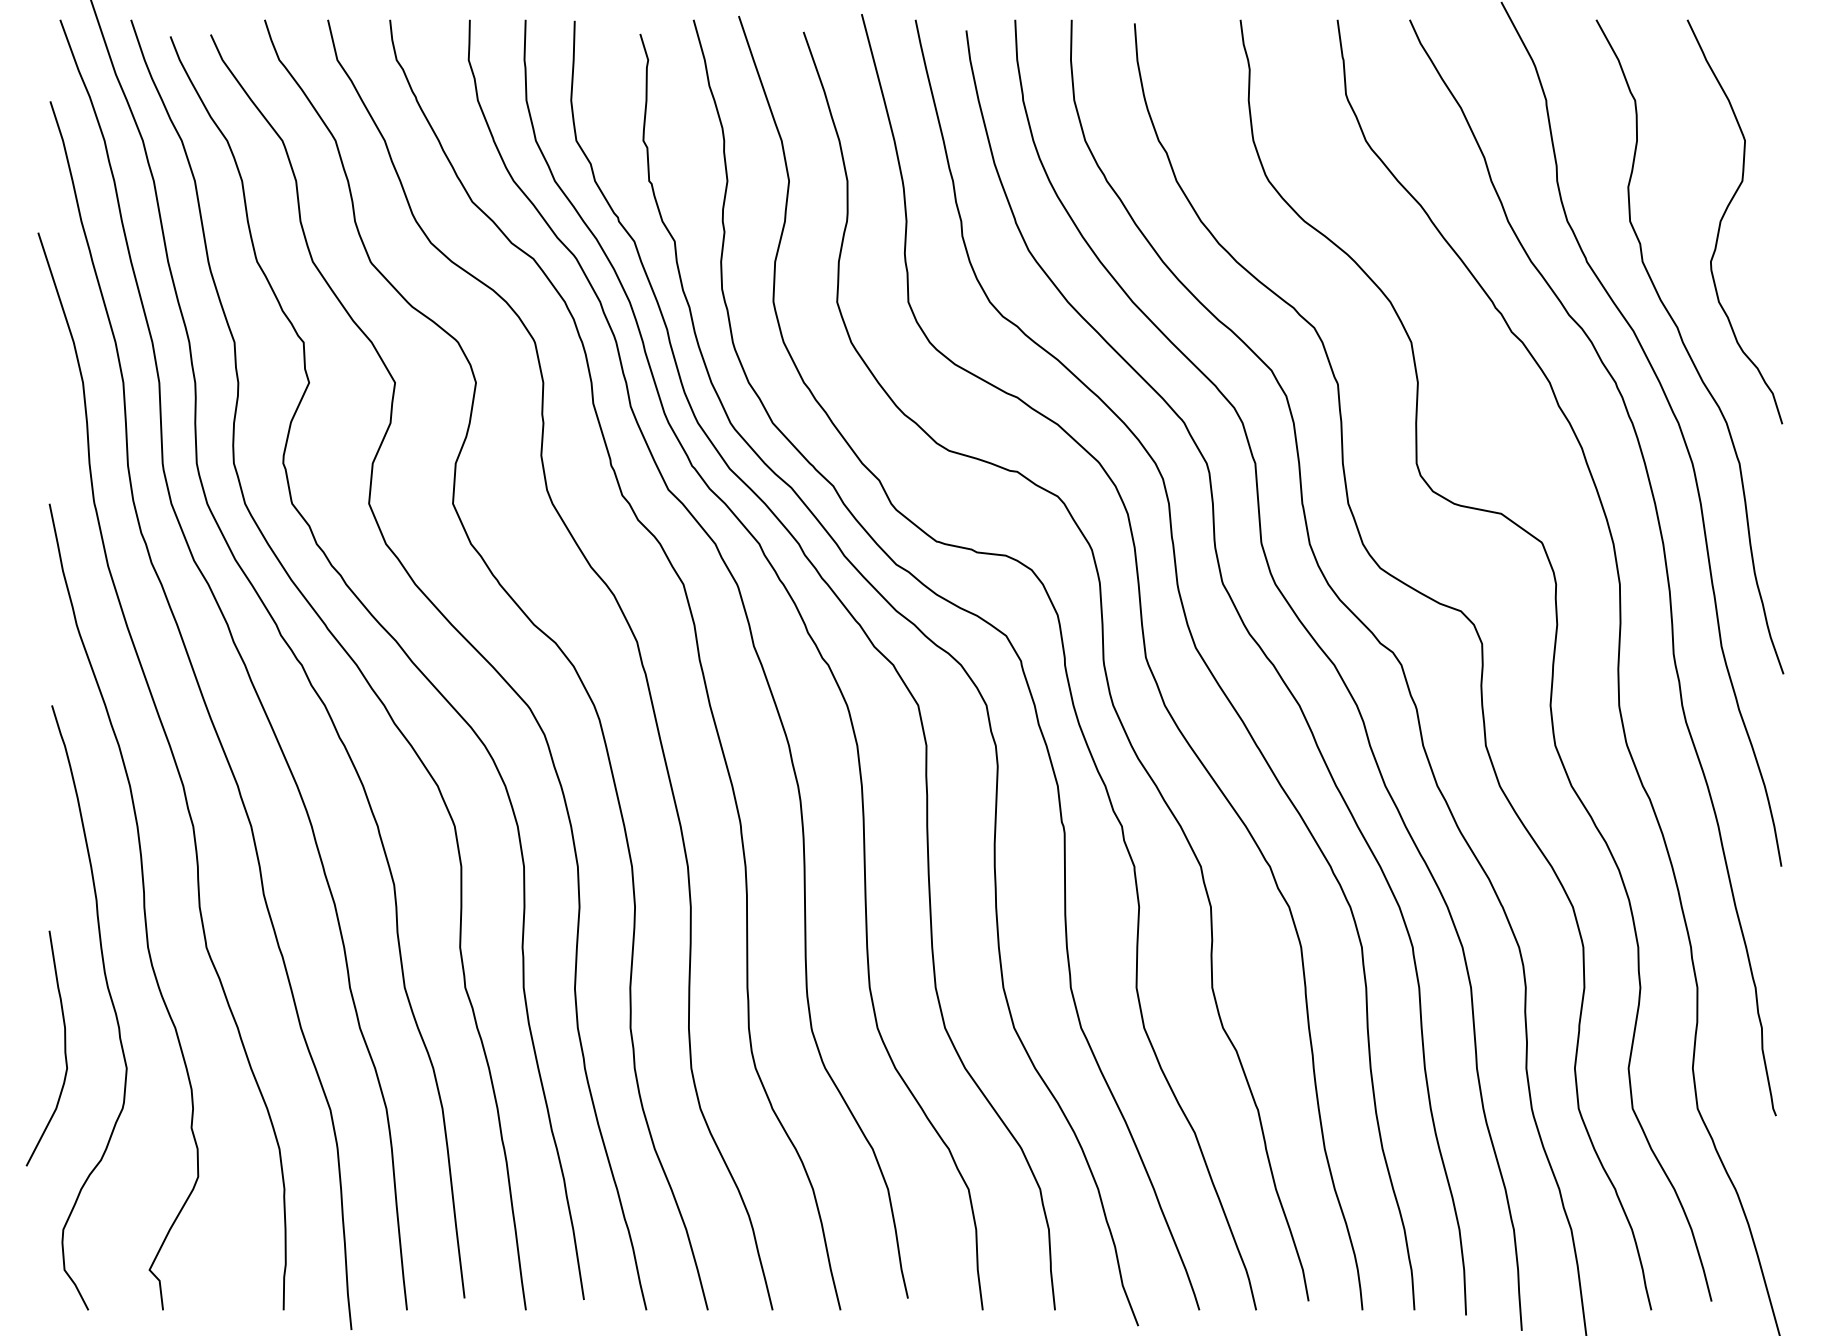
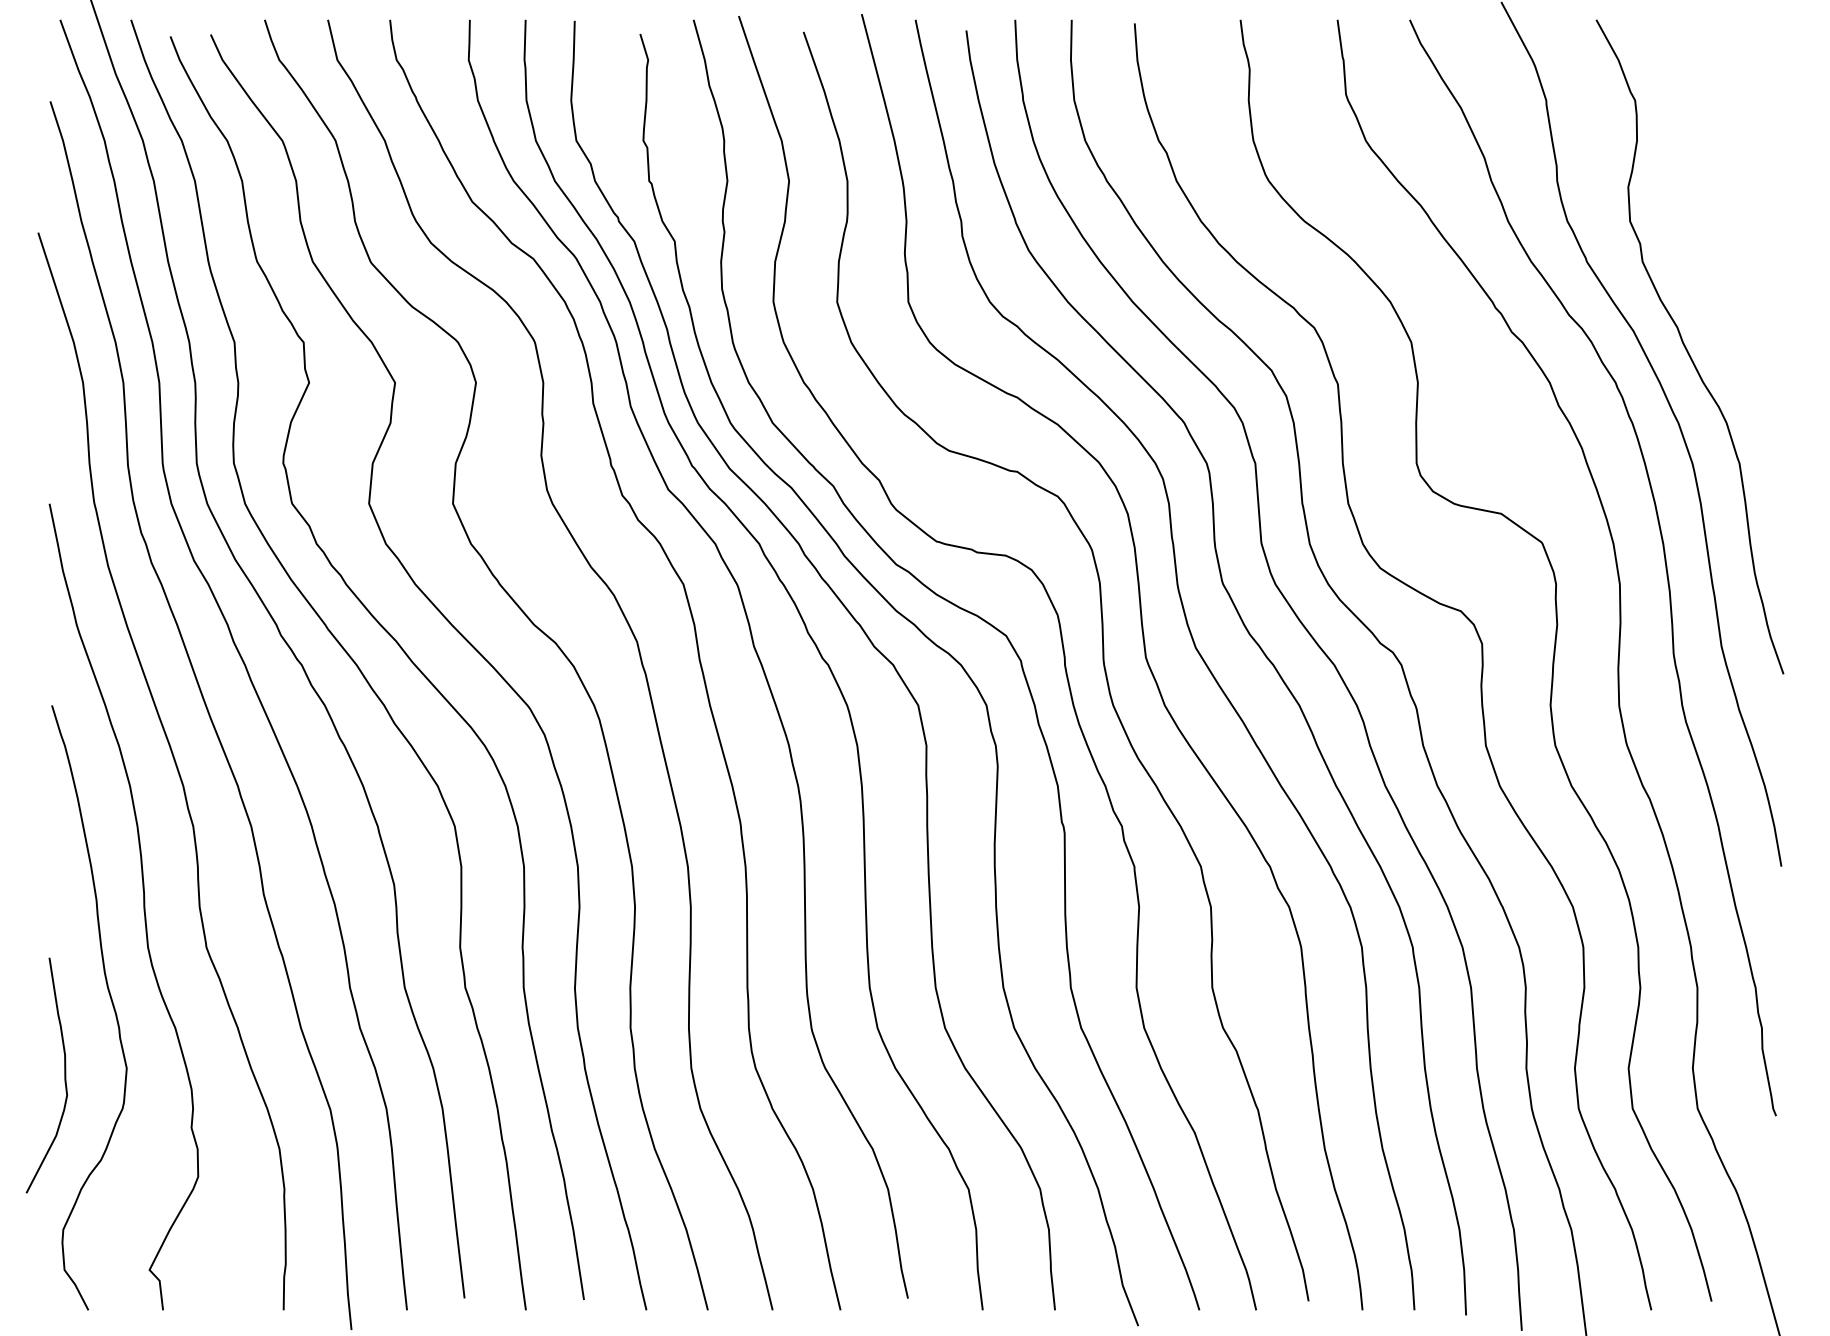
curve: present -> none (1724, 215)
curve position: (64, 1048) -> (64, 1075) (64, 1075)
